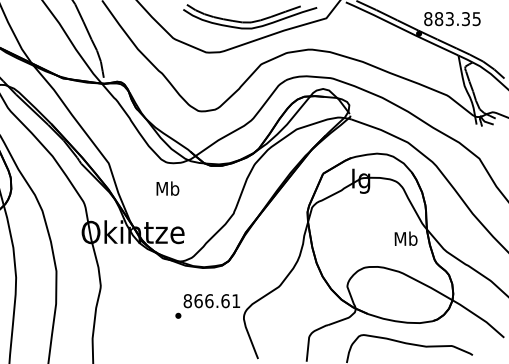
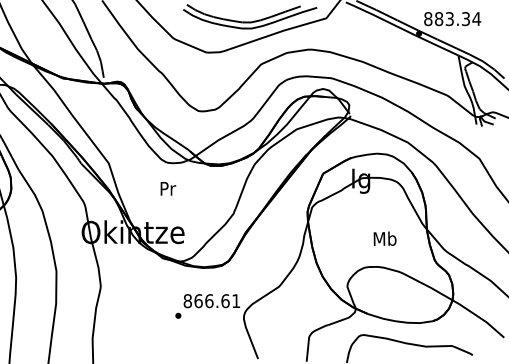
text: 883.35 -> 883.34 (476, 19)
text: Mb -> Pr (167, 188)
text position: (405, 238) -> (384, 238) (384, 238)
